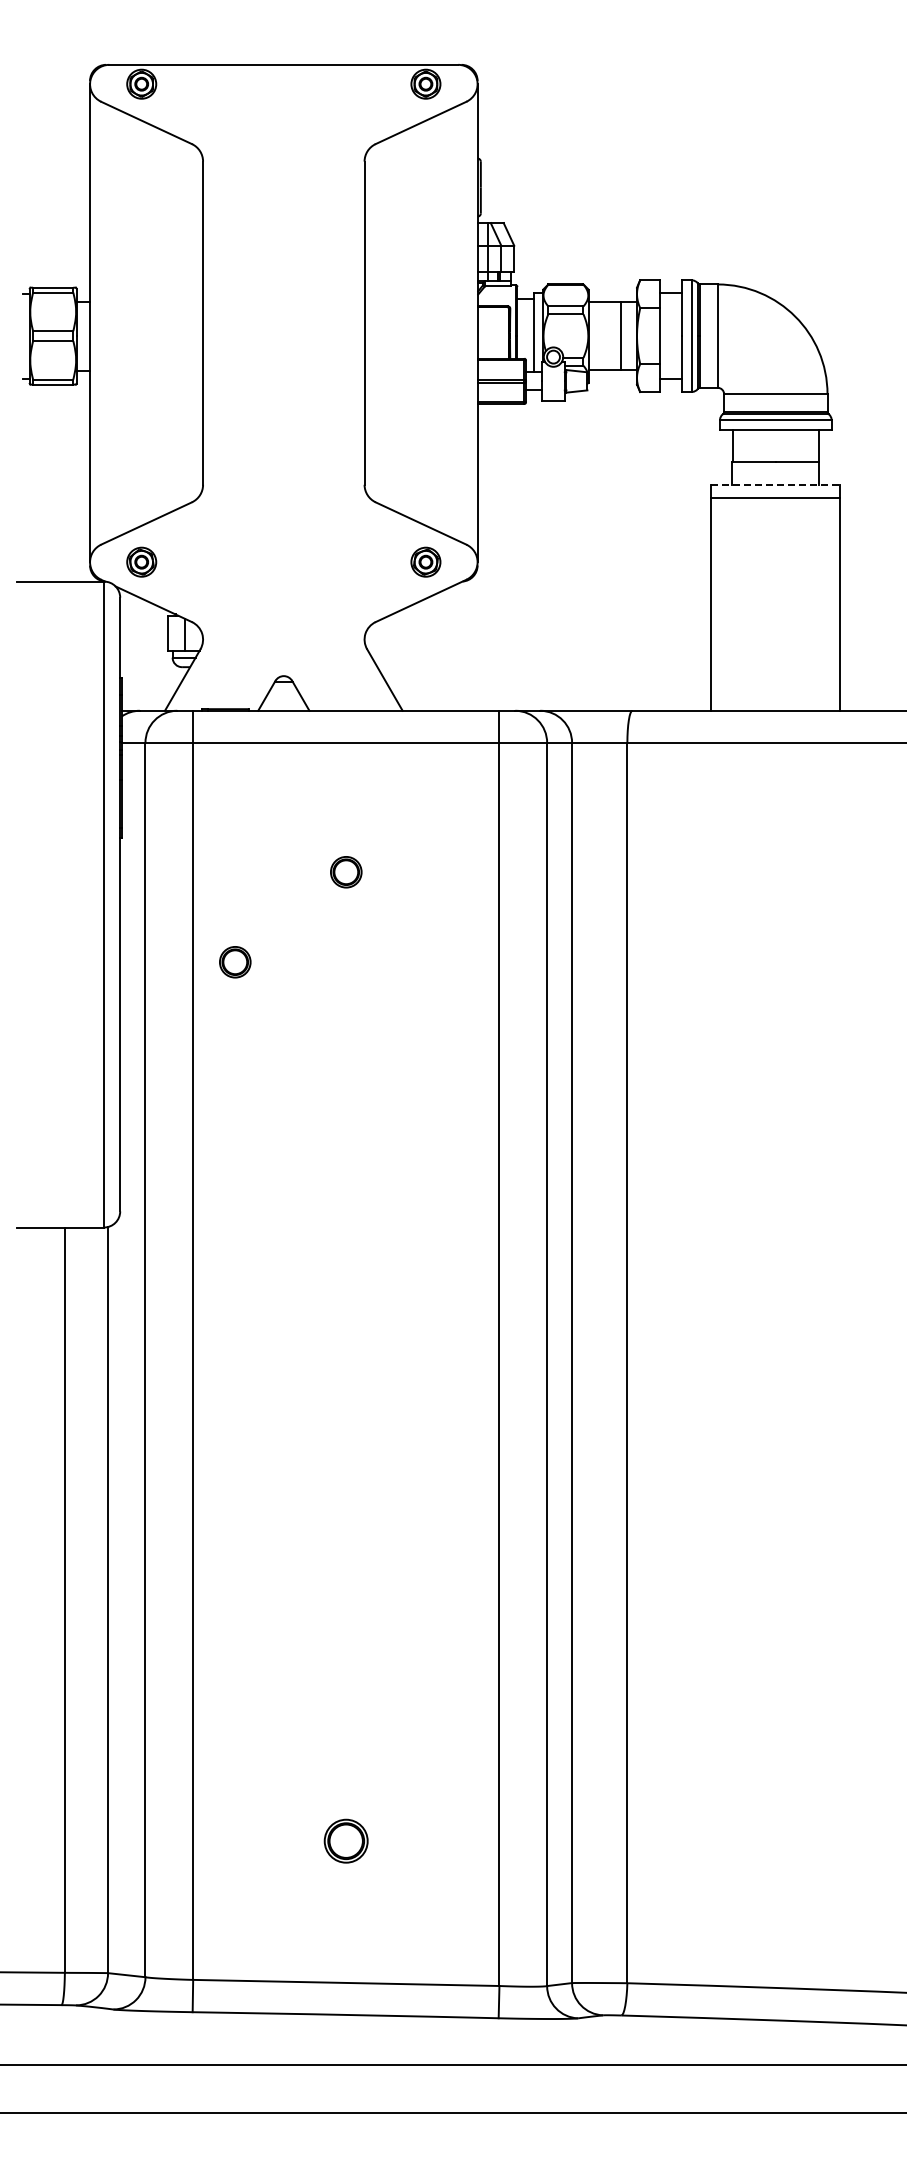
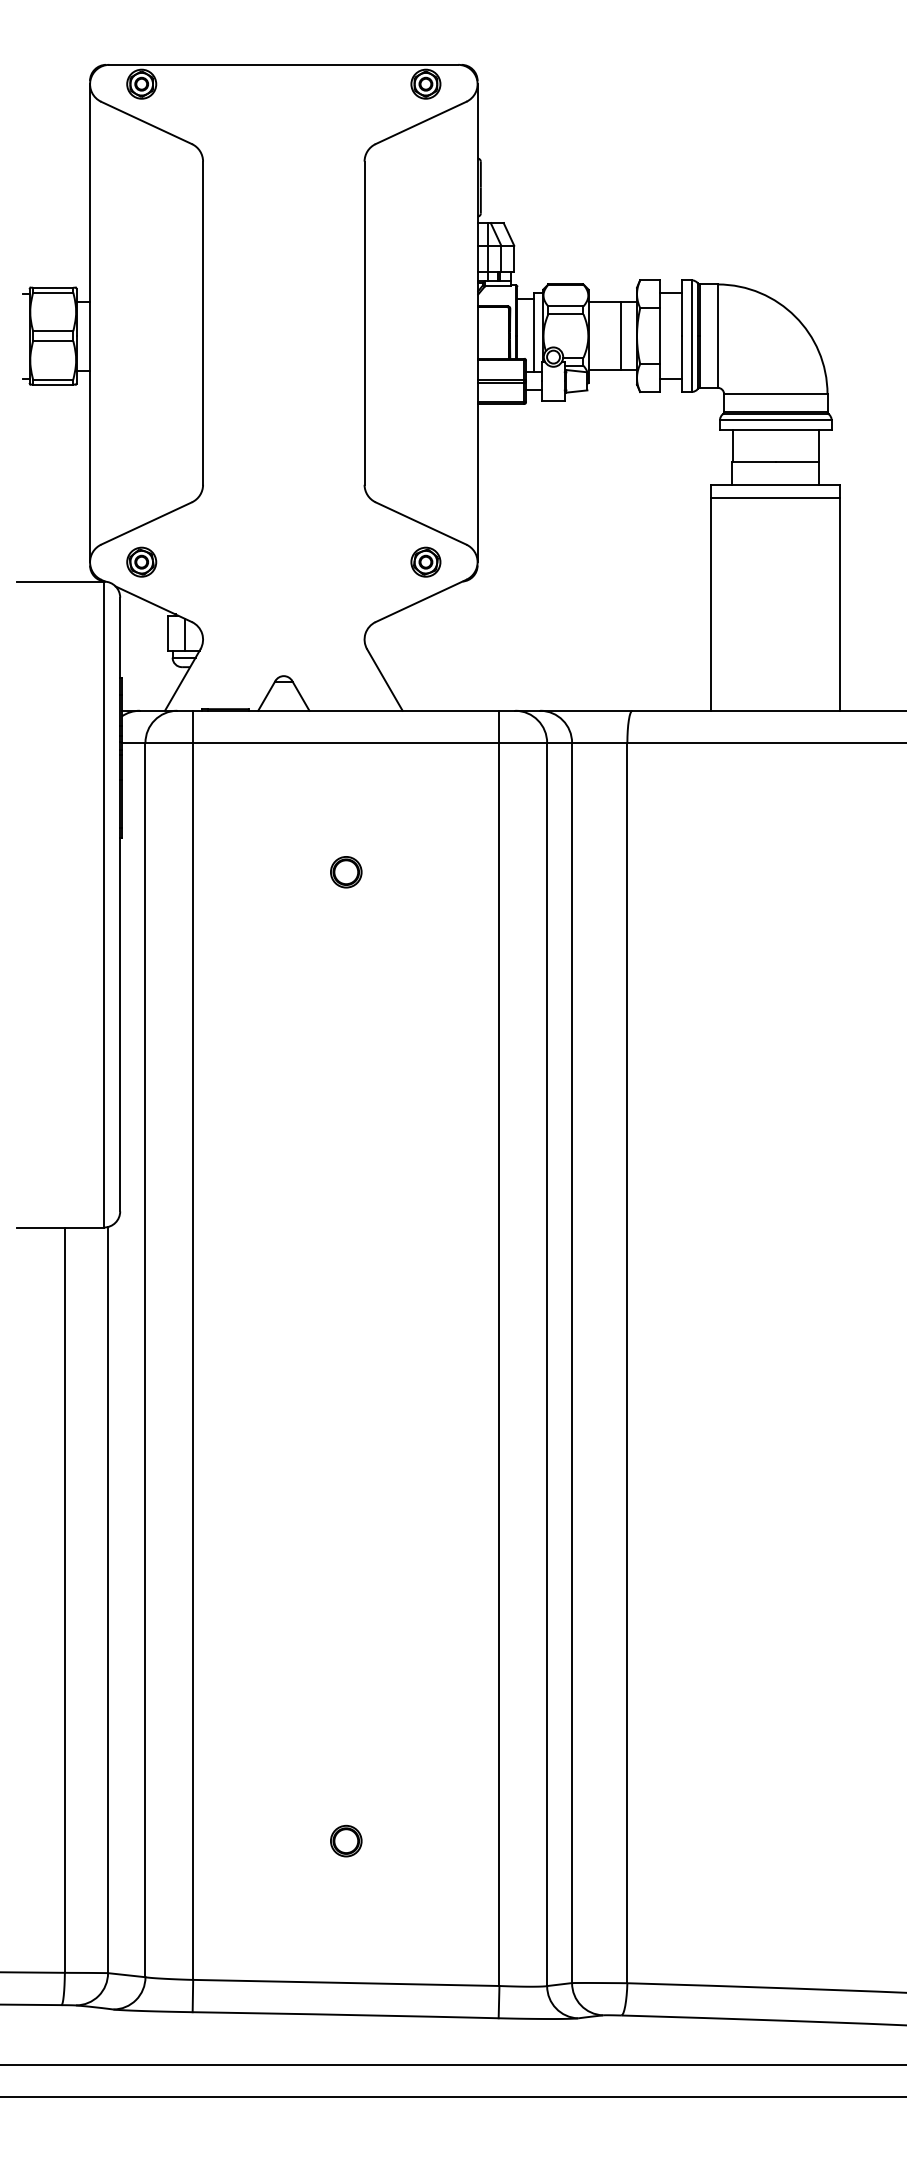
line: dashed -> solid (775, 484)
part: present -> none (235, 962)
part size: 46x46 px -> 33x34 px (346, 1840)
line position: (452, 2113) -> (452, 2097) (452, 2097)
